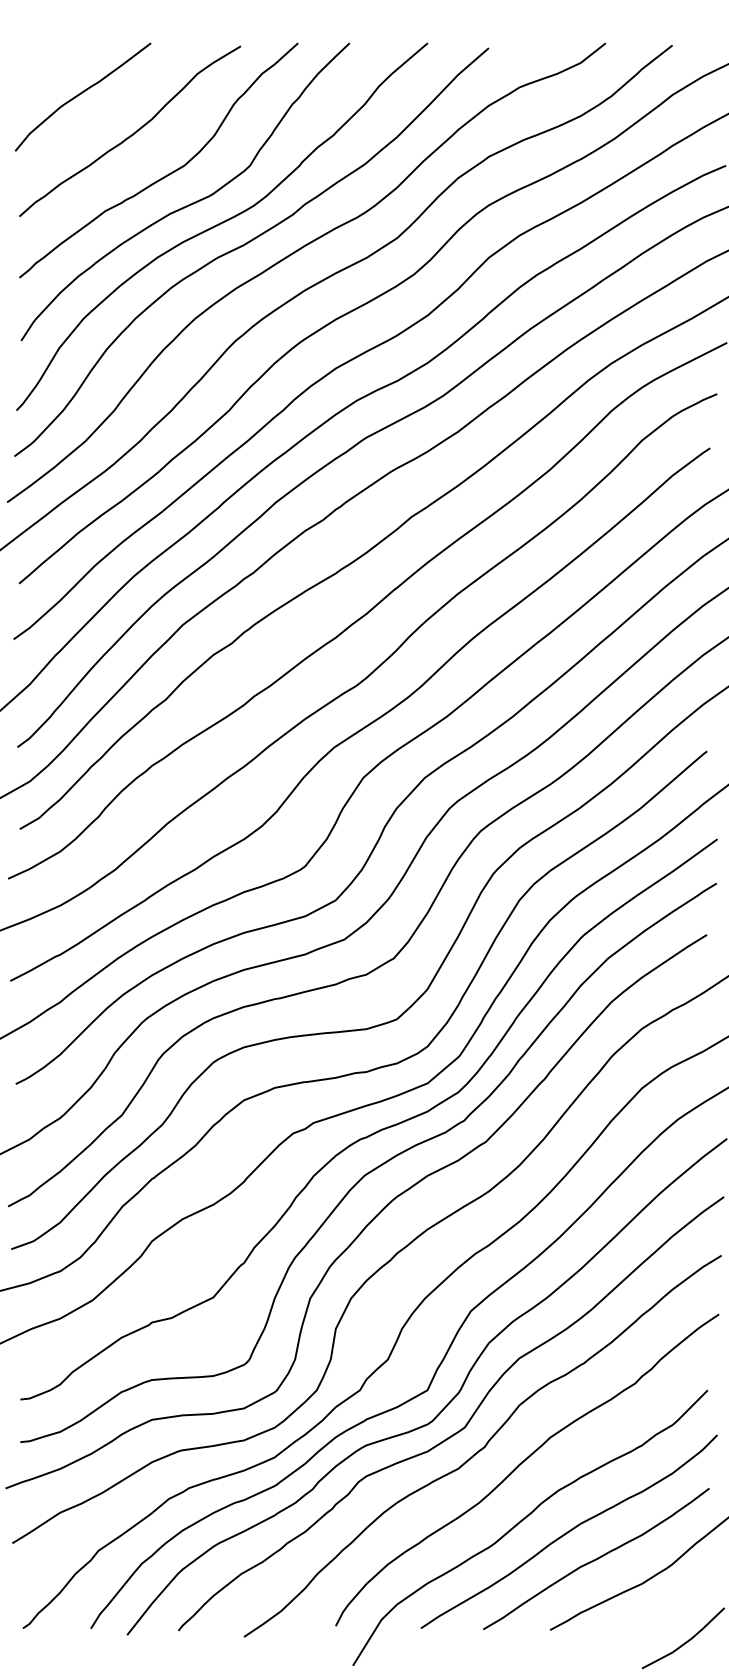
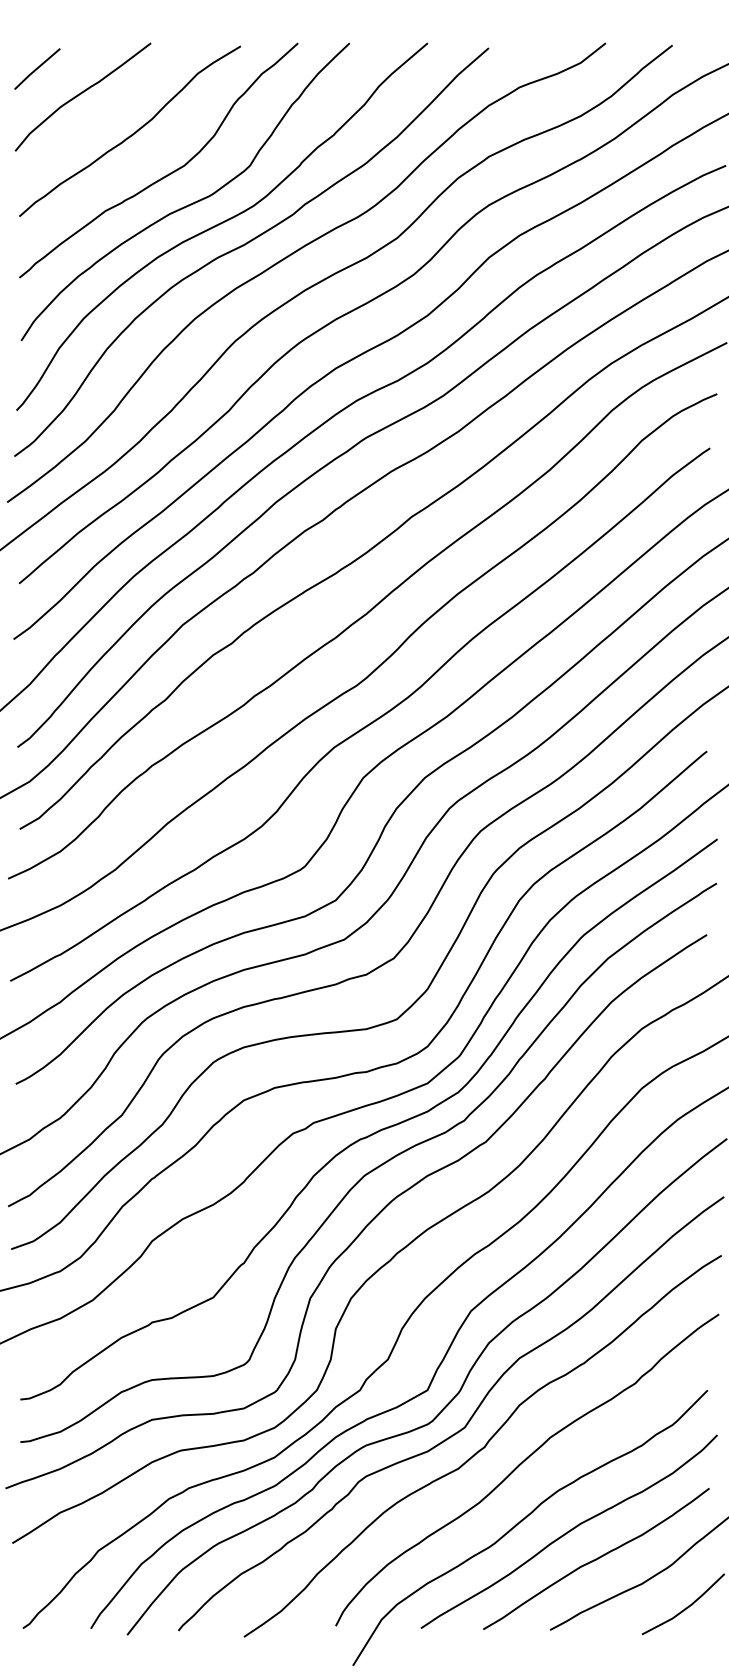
line: none -> present (37, 68)
line position: (685, 1641) -> (685, 1607) (685, 1607)
